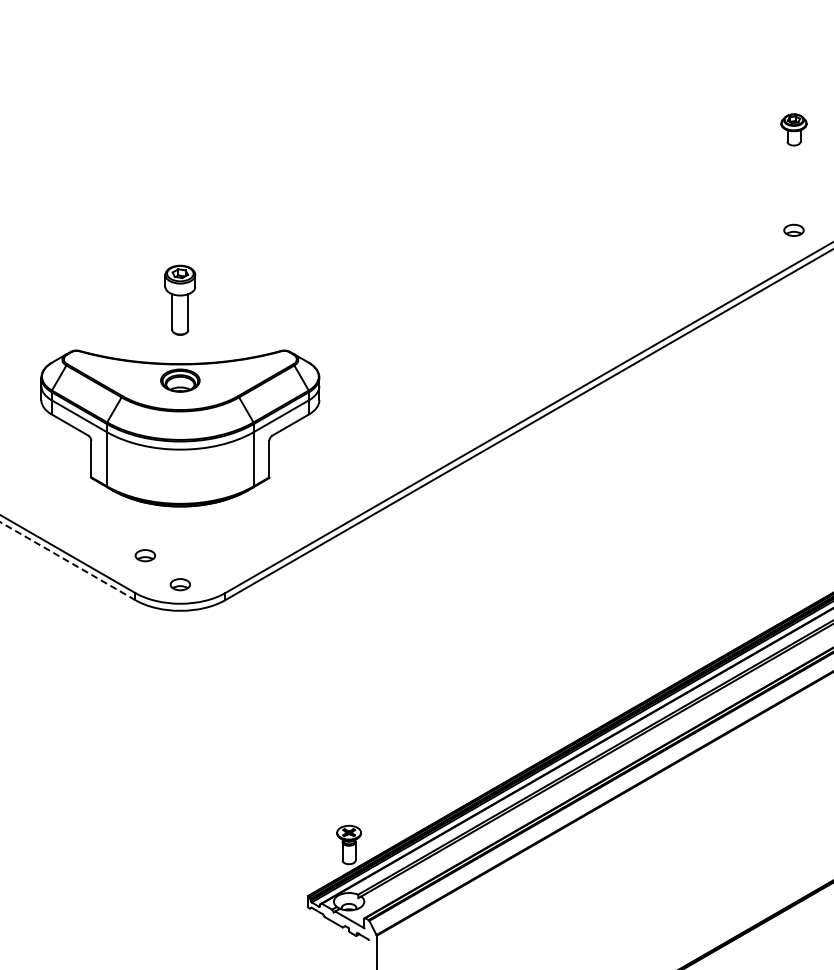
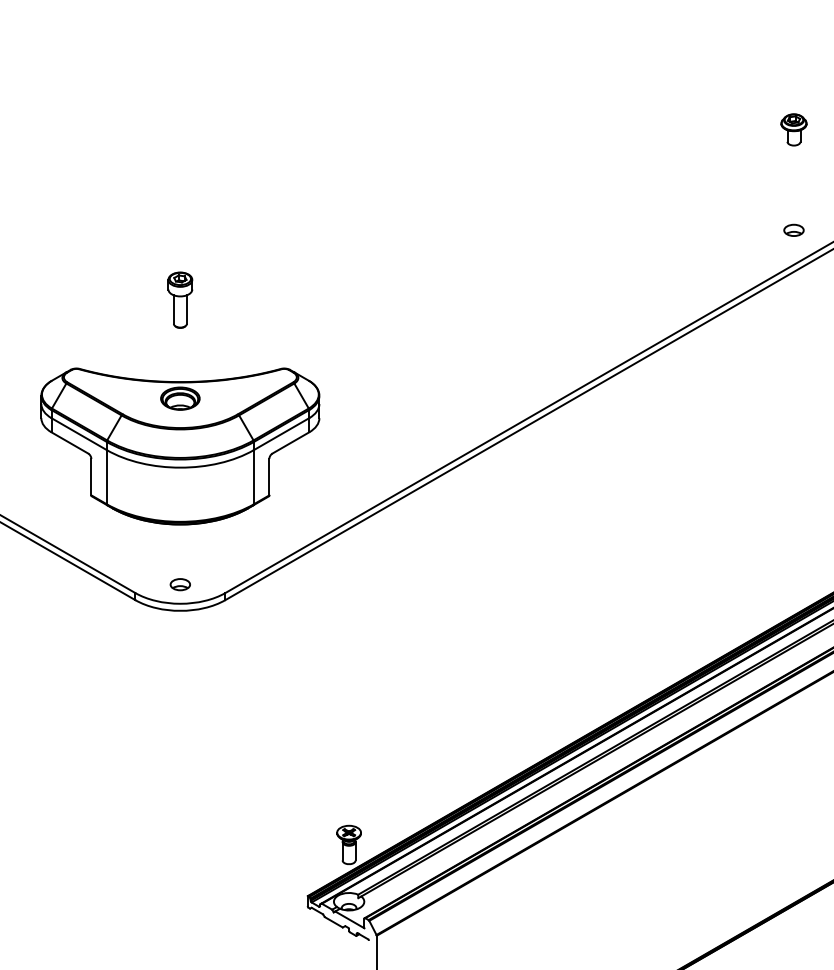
part size: 33x72 px -> 27x58 px (180, 299)
part position: (180, 428) -> (180, 446) (180, 446)
part: present -> none (144, 555)
line: dashed -> solid (67, 561)
